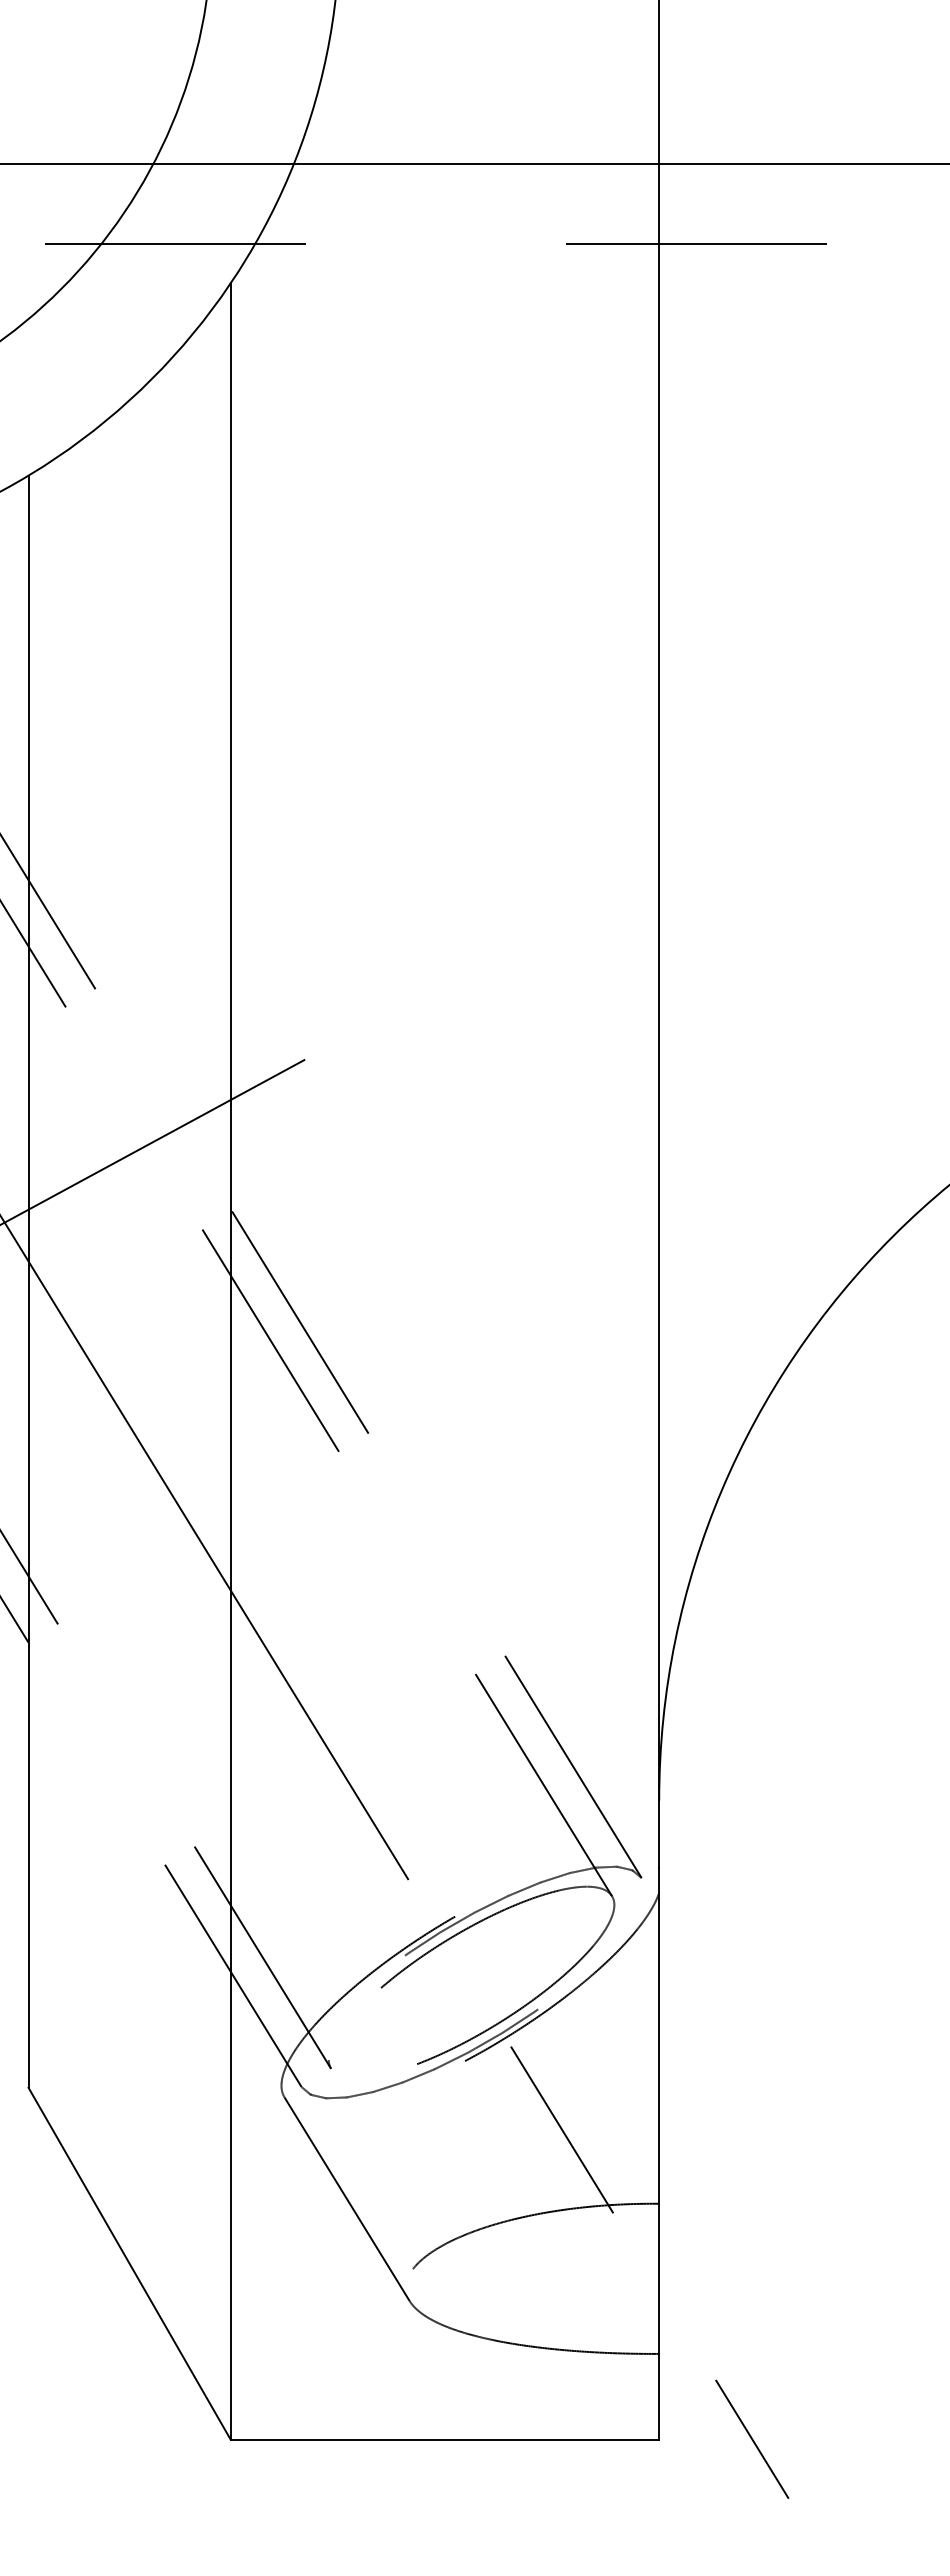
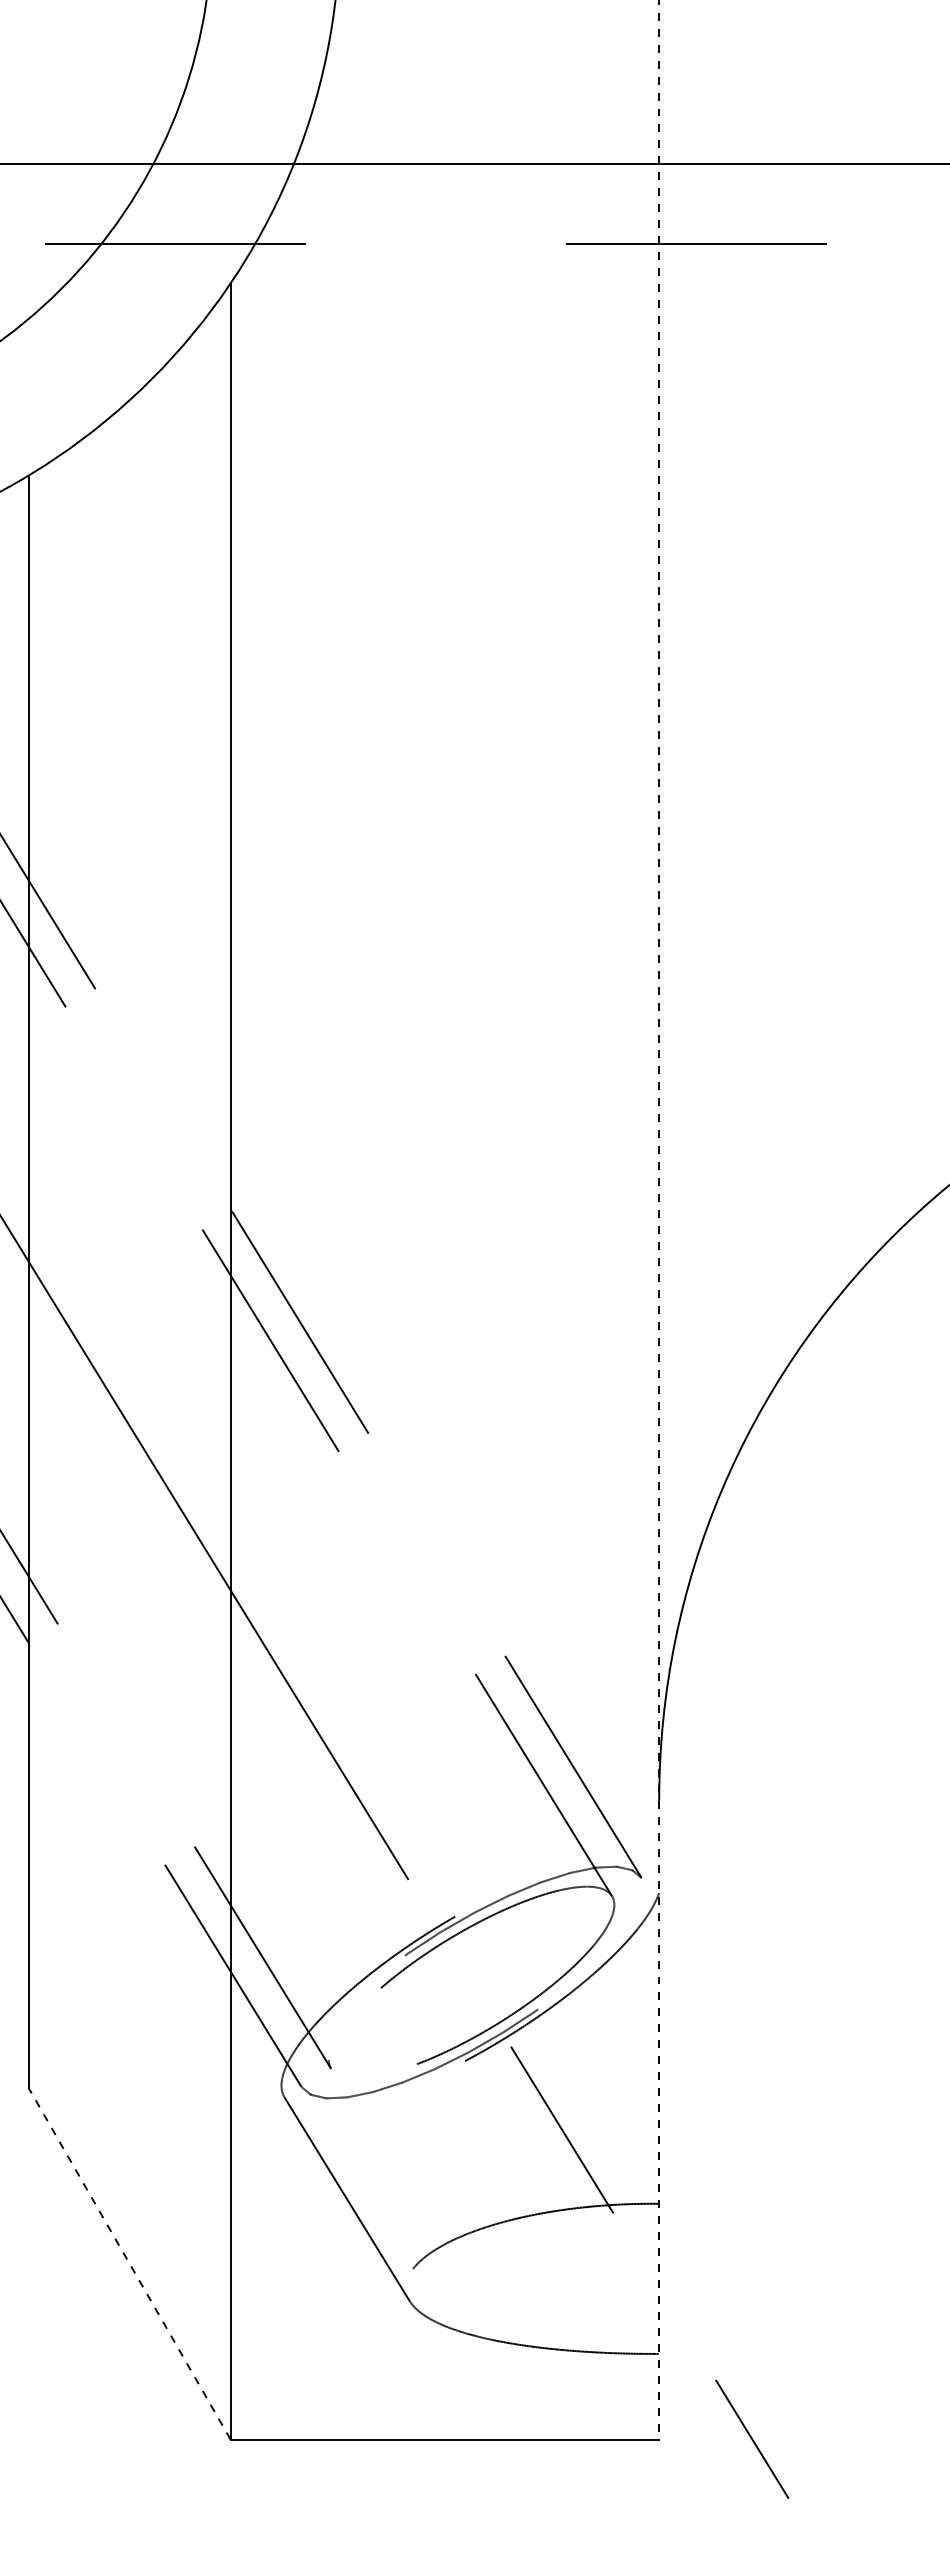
line: present -> none (153, 1141)
line: solid -> dashed (659, 1220)
line: solid -> dashed (129, 2263)
